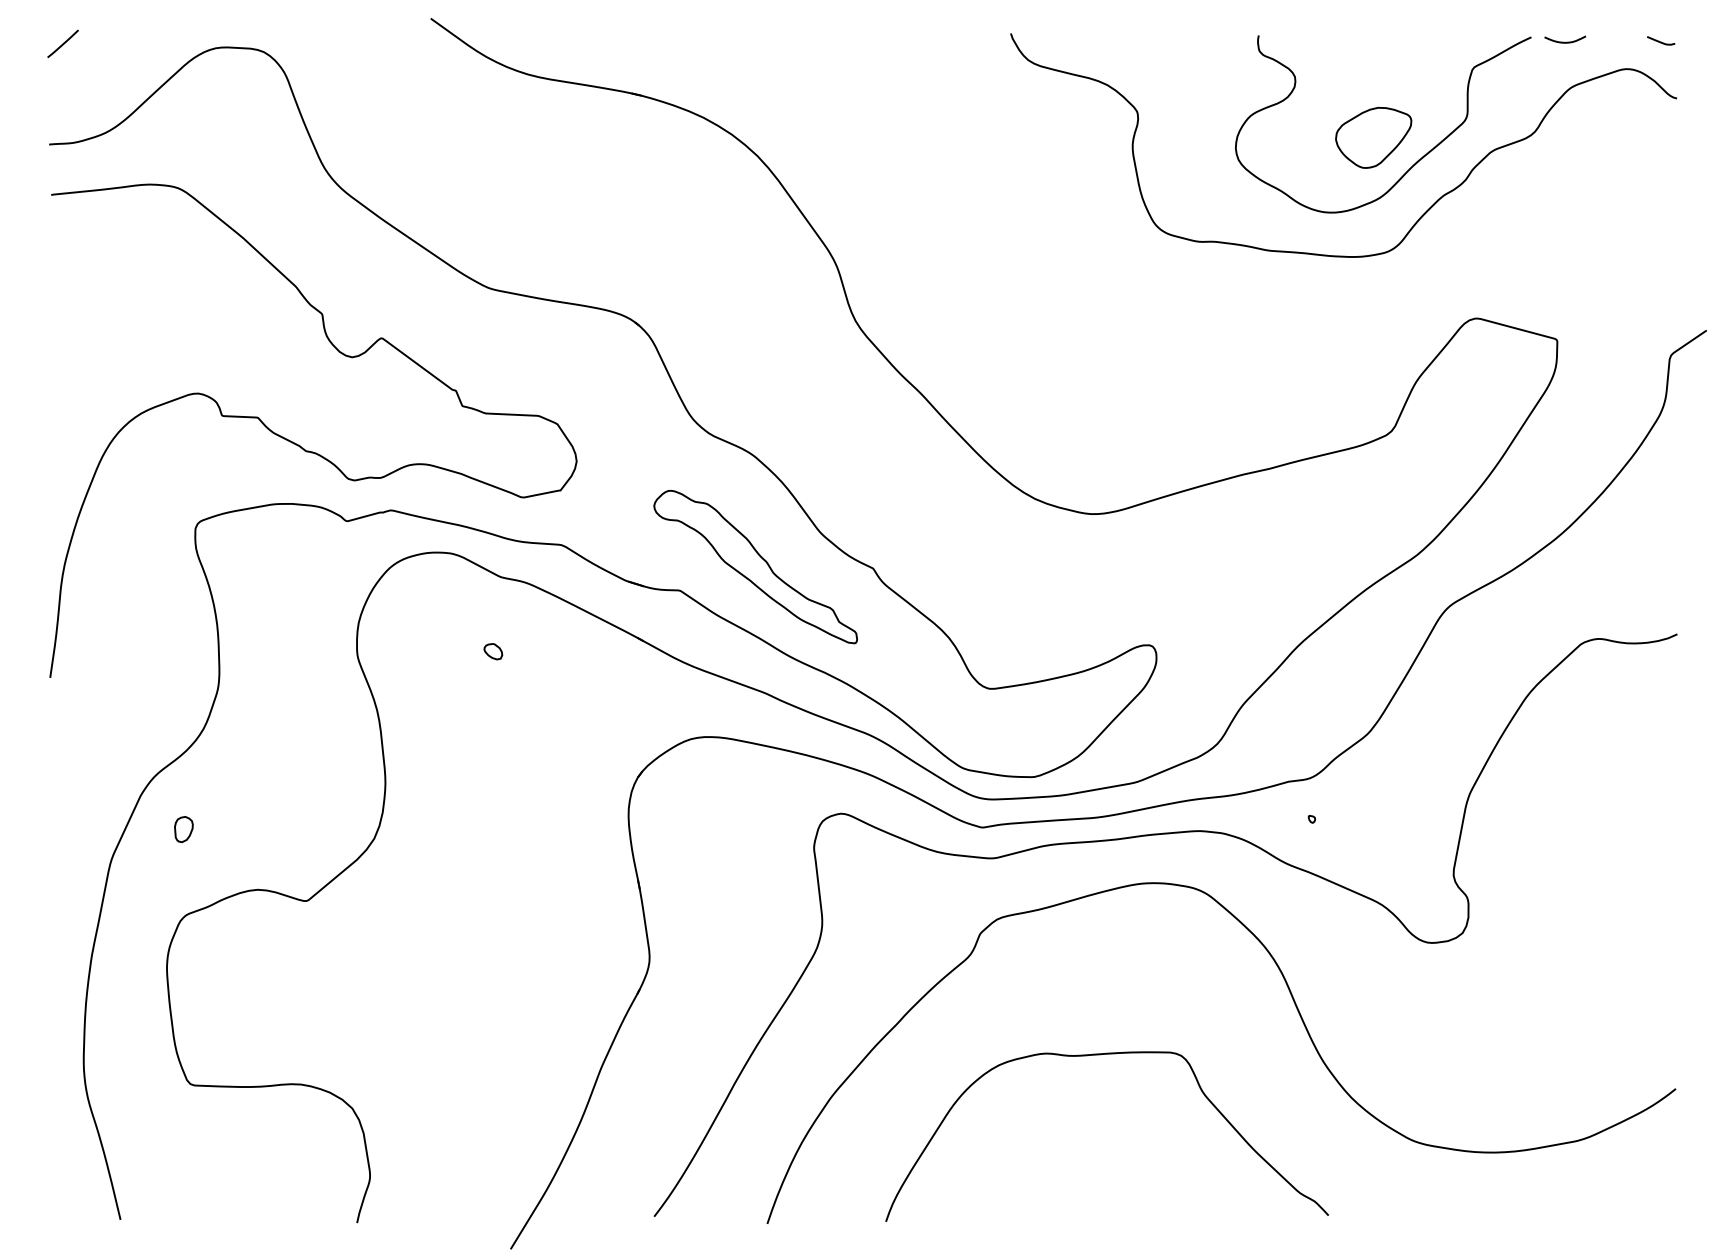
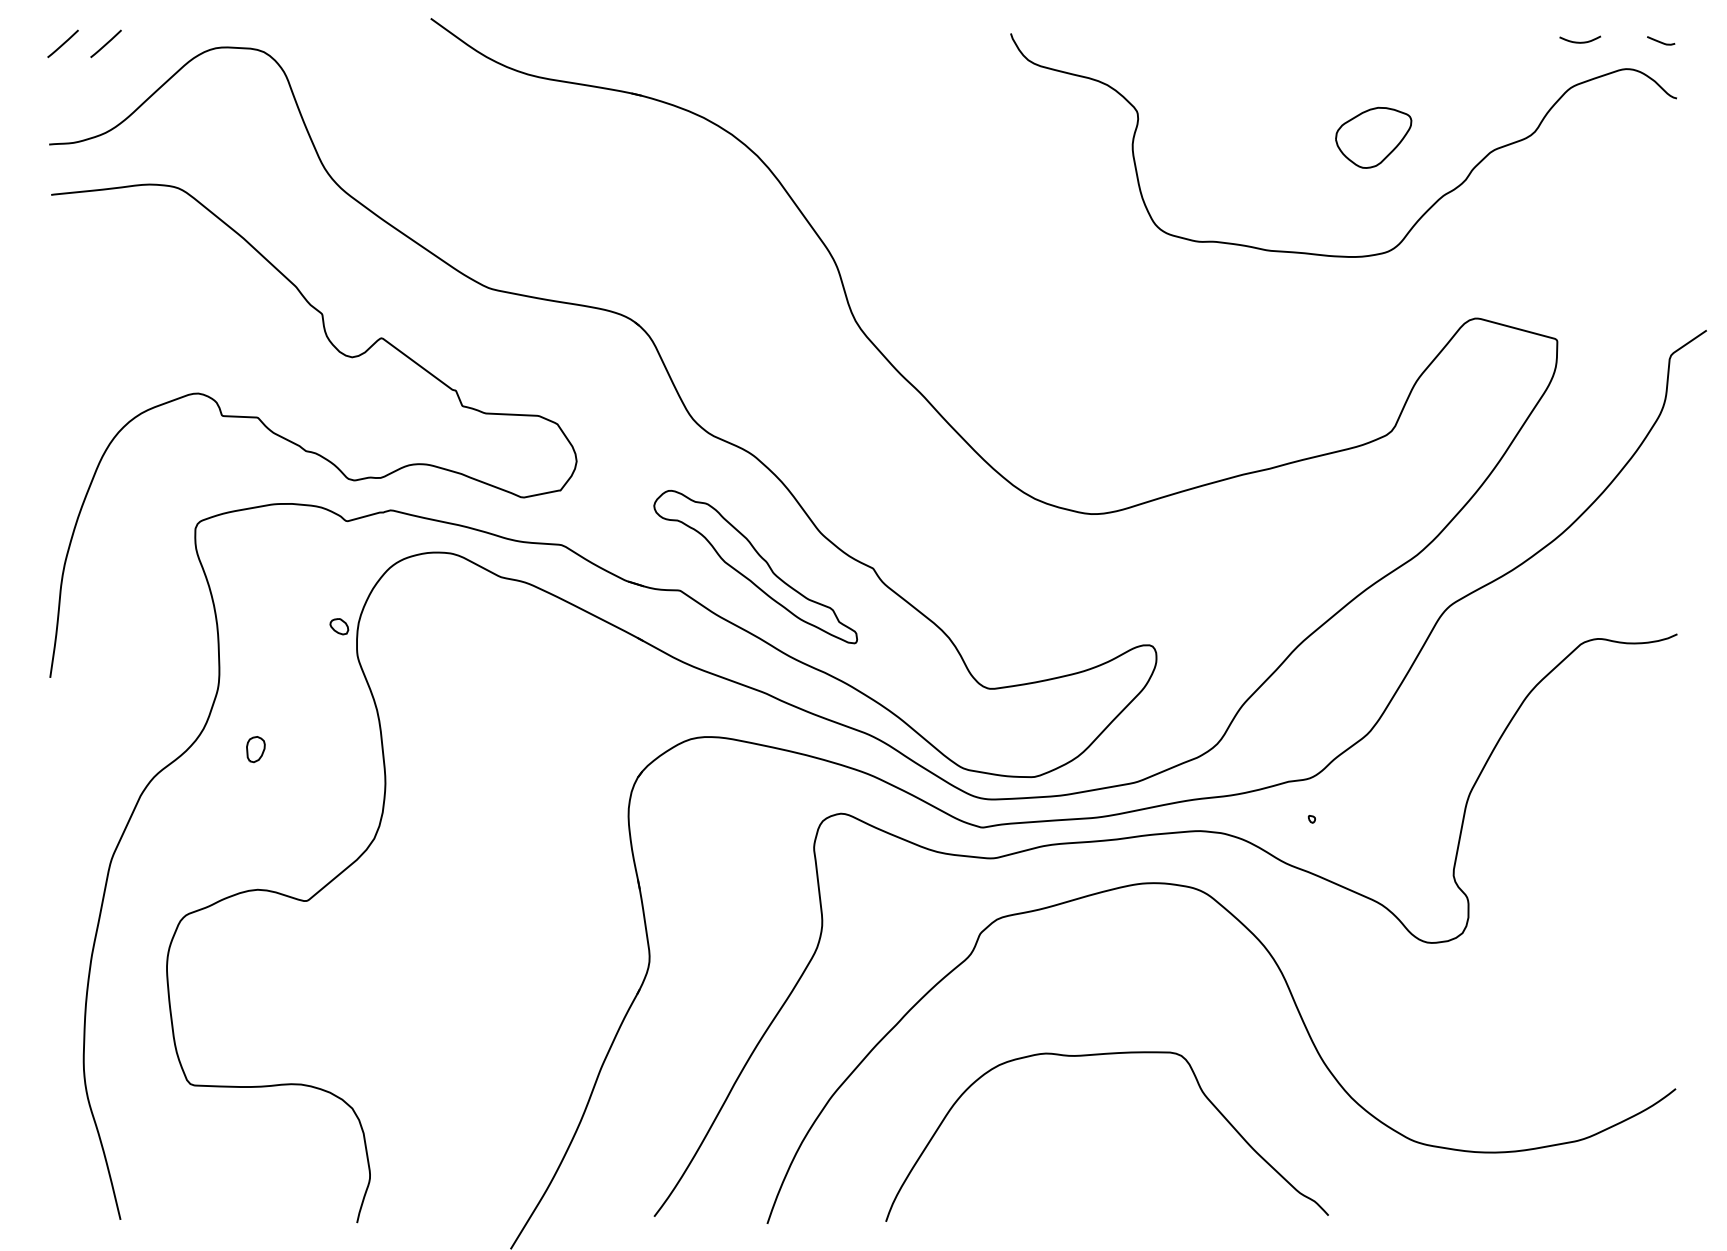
curve position: (1564, 41) -> (1579, 41) (1579, 41)
line: none -> present (105, 43)
curve: present -> none (1418, 159)
part position: (493, 651) -> (339, 626) (339, 626)
part position: (183, 829) -> (255, 749) (255, 749)
